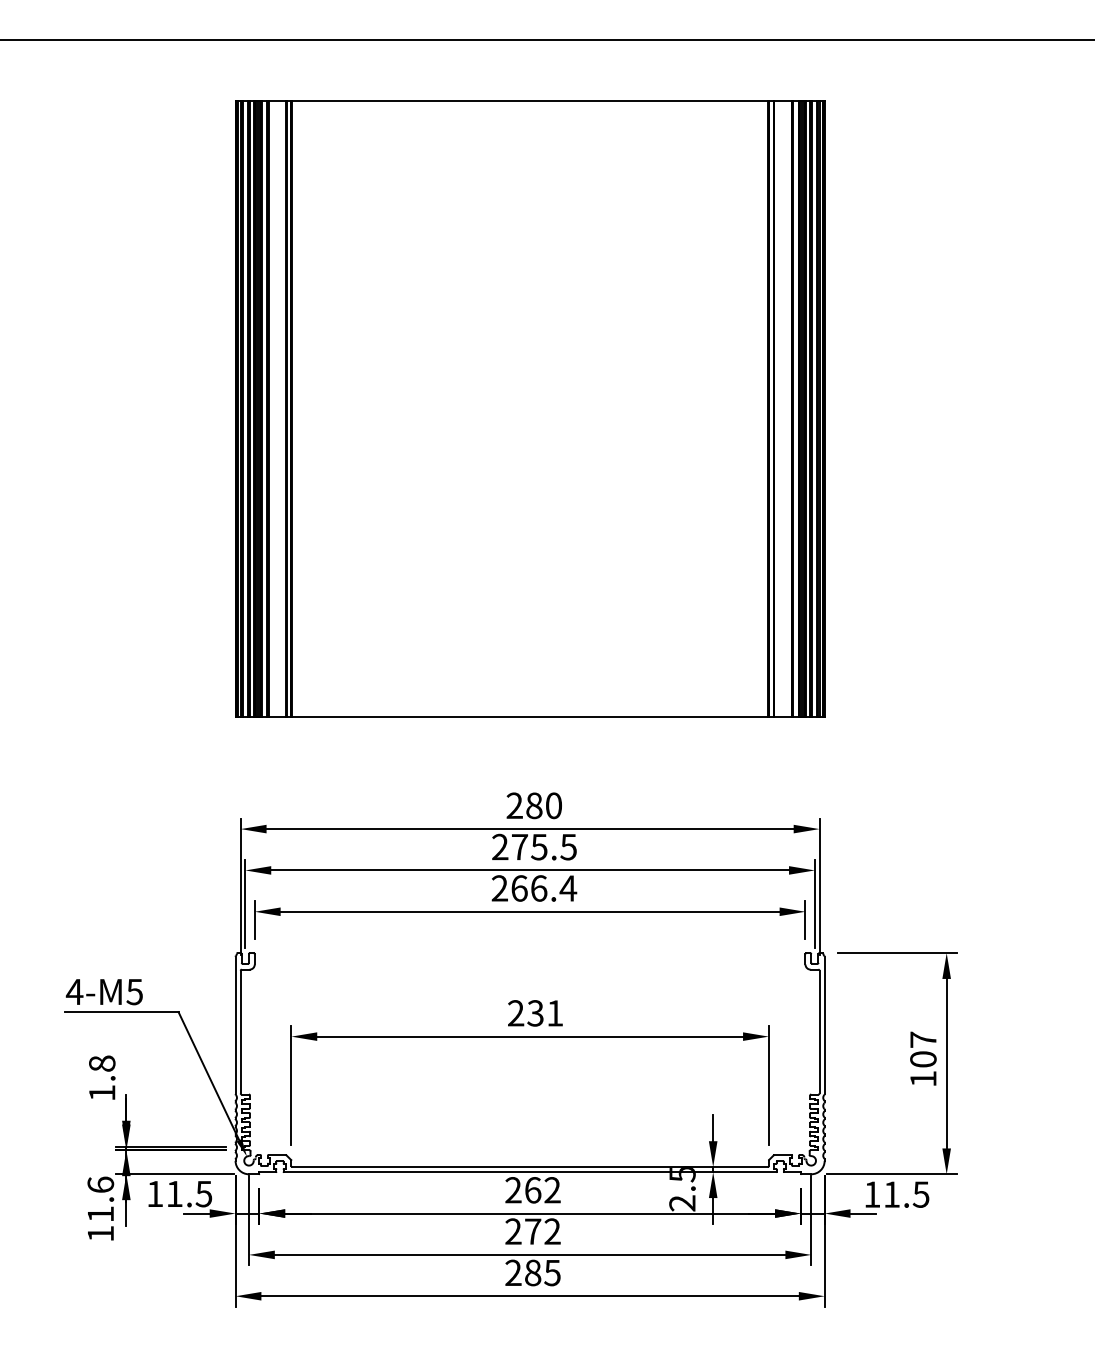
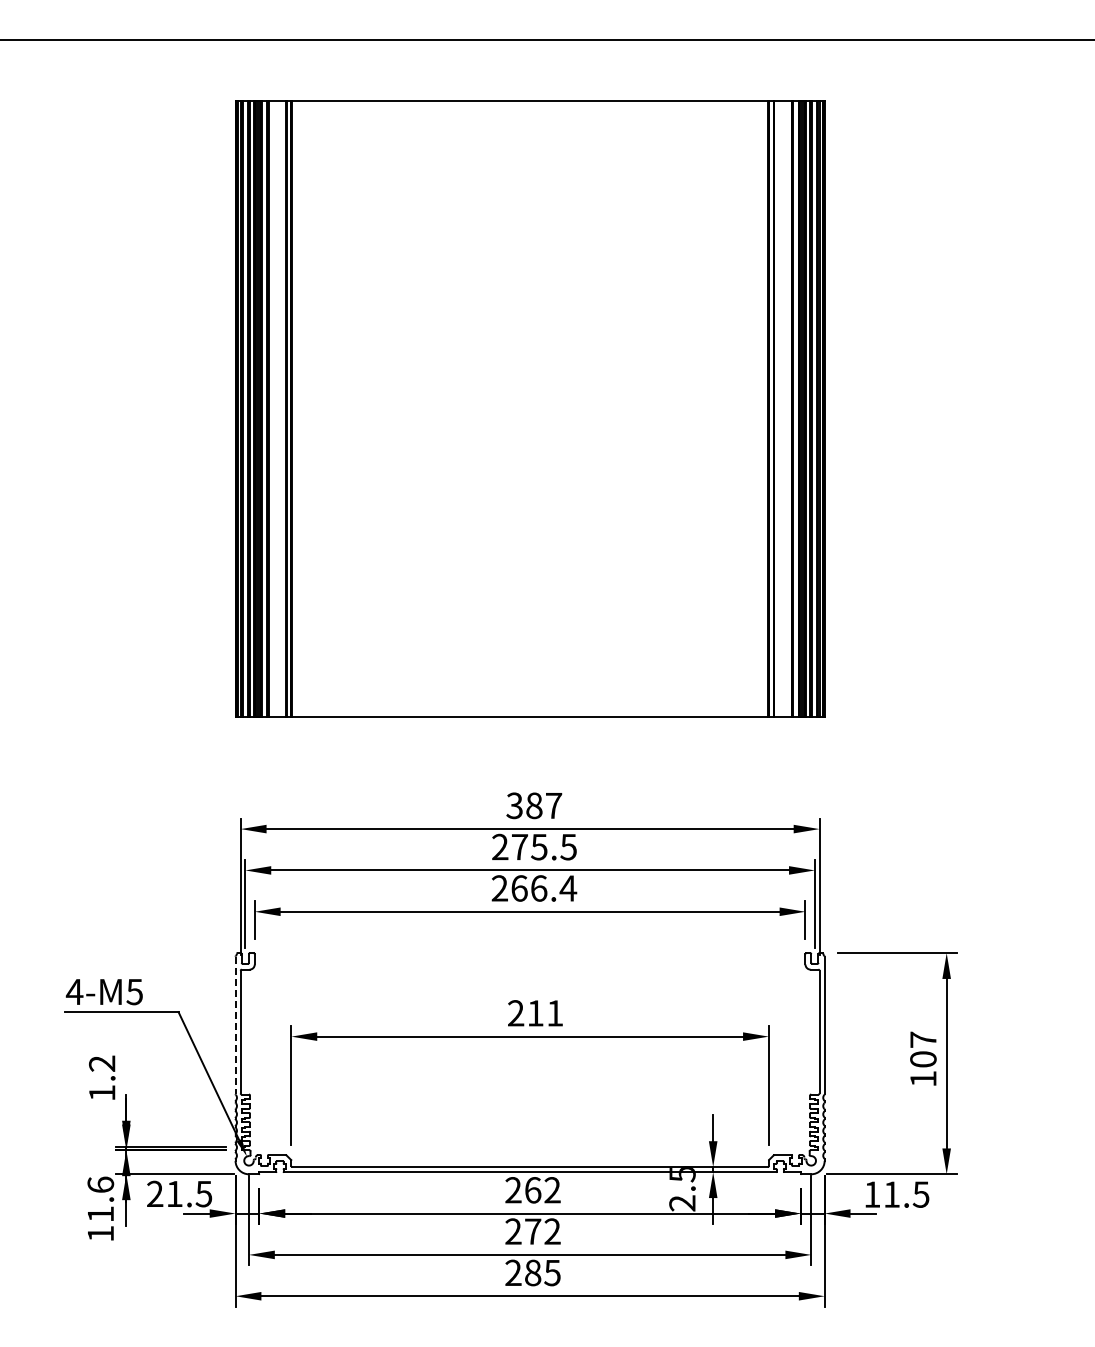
text: 280 -> 387 (534, 805)
text: 231 -> 211 (535, 1013)
line: solid -> dashed (235, 1025)
text: 1.8 -> 1.2 (102, 1063)
text: 11.5 -> 21.5 (155, 1193)
